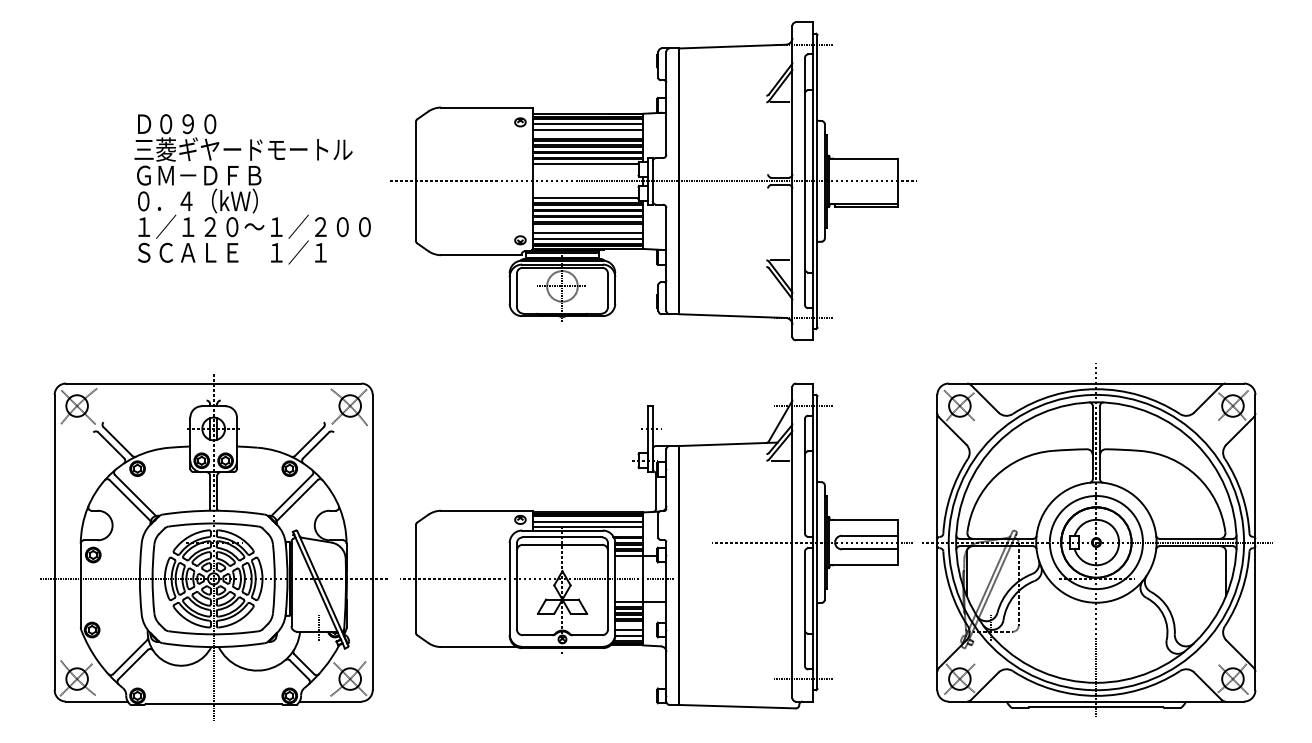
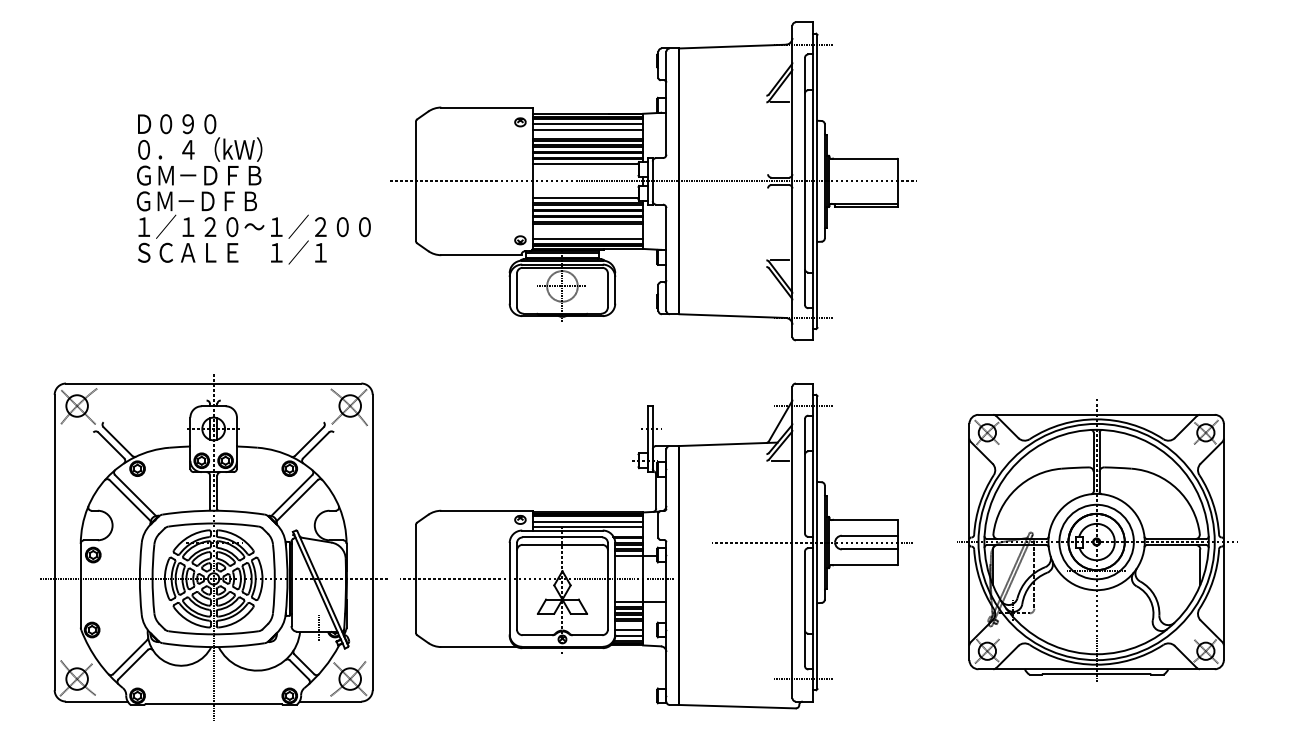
text: 三菱ギヤードモートル -> ０．４（kＷ） (243, 149)
text: ０．４（kＷ） -> ＧＭ－ＤＦＢ (196, 200)
line: present -> none (587, 232)
part size: 351x354 px -> 281x283 px (1097, 540)
